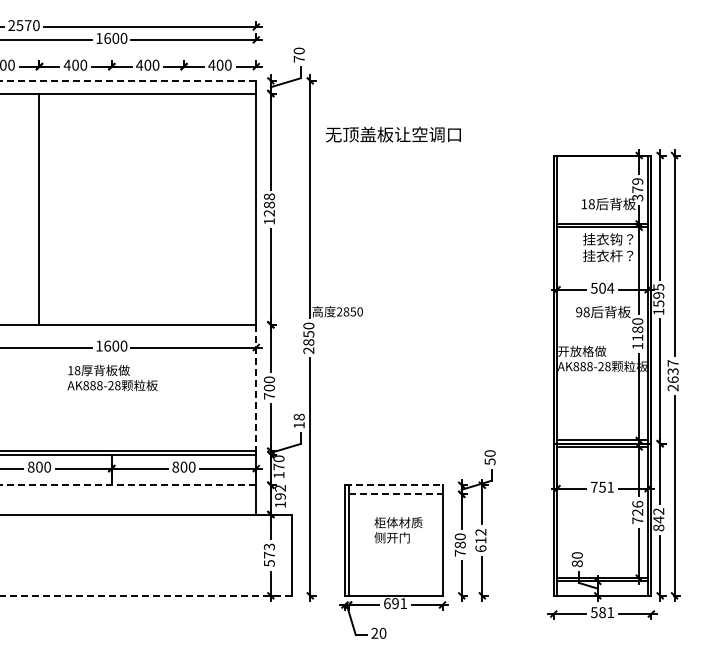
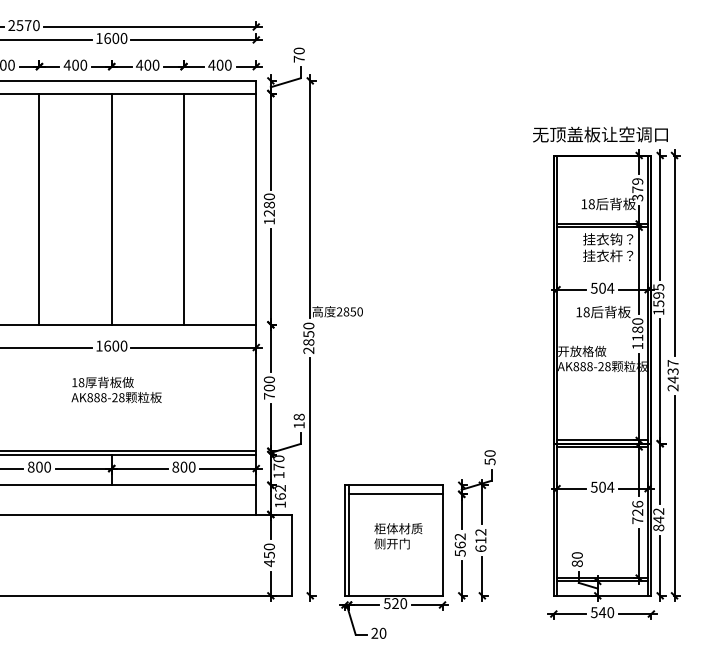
line: dashed -> solid (128, 80)
text position: (393, 134) -> (600, 134) (600, 134)
text: 1288 -> 1280 (269, 196)
line: none -> present (111, 208)
line: none -> present (184, 208)
text: 98 -> 18 (579, 312)
text position: (112, 377) -> (116, 389) (116, 389)
text: 2637 -> 2437 (672, 379)
line: dashed -> solid (256, 388)
line: dashed -> solid (128, 485)
line: dashed -> solid (393, 485)
text: 751 -> 504 (602, 486)
line: dashed -> solid (395, 494)
text: 192 -> 162 (279, 496)
text position: (398, 530) -> (398, 536) (398, 536)
text: 780 -> 562 (459, 544)
text: 573 -> 450 (269, 555)
line: dashed -> solid (146, 595)
text: 691 -> 520 (395, 603)
text: 581 -> 540 (606, 612)
